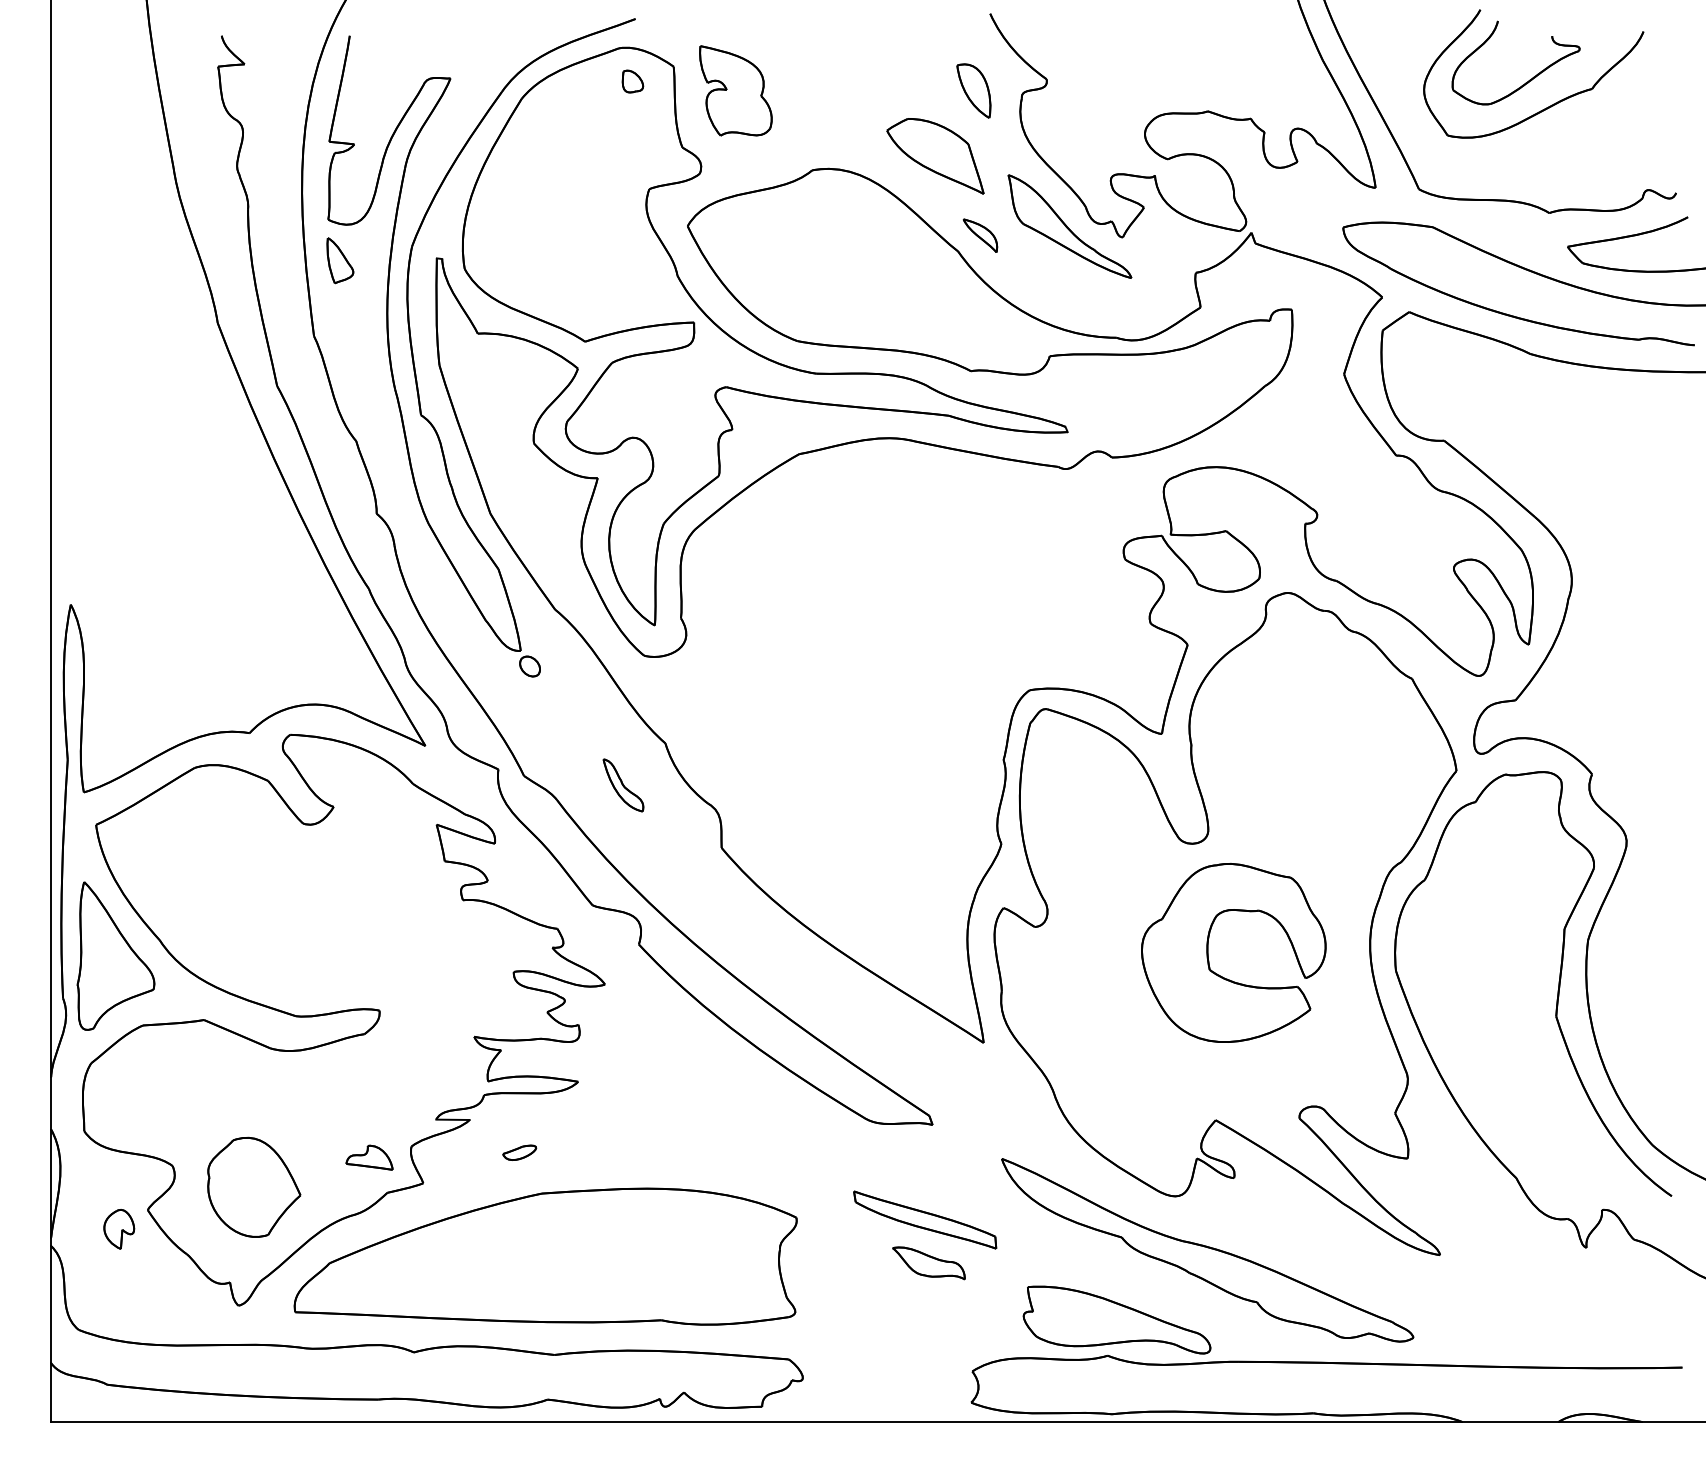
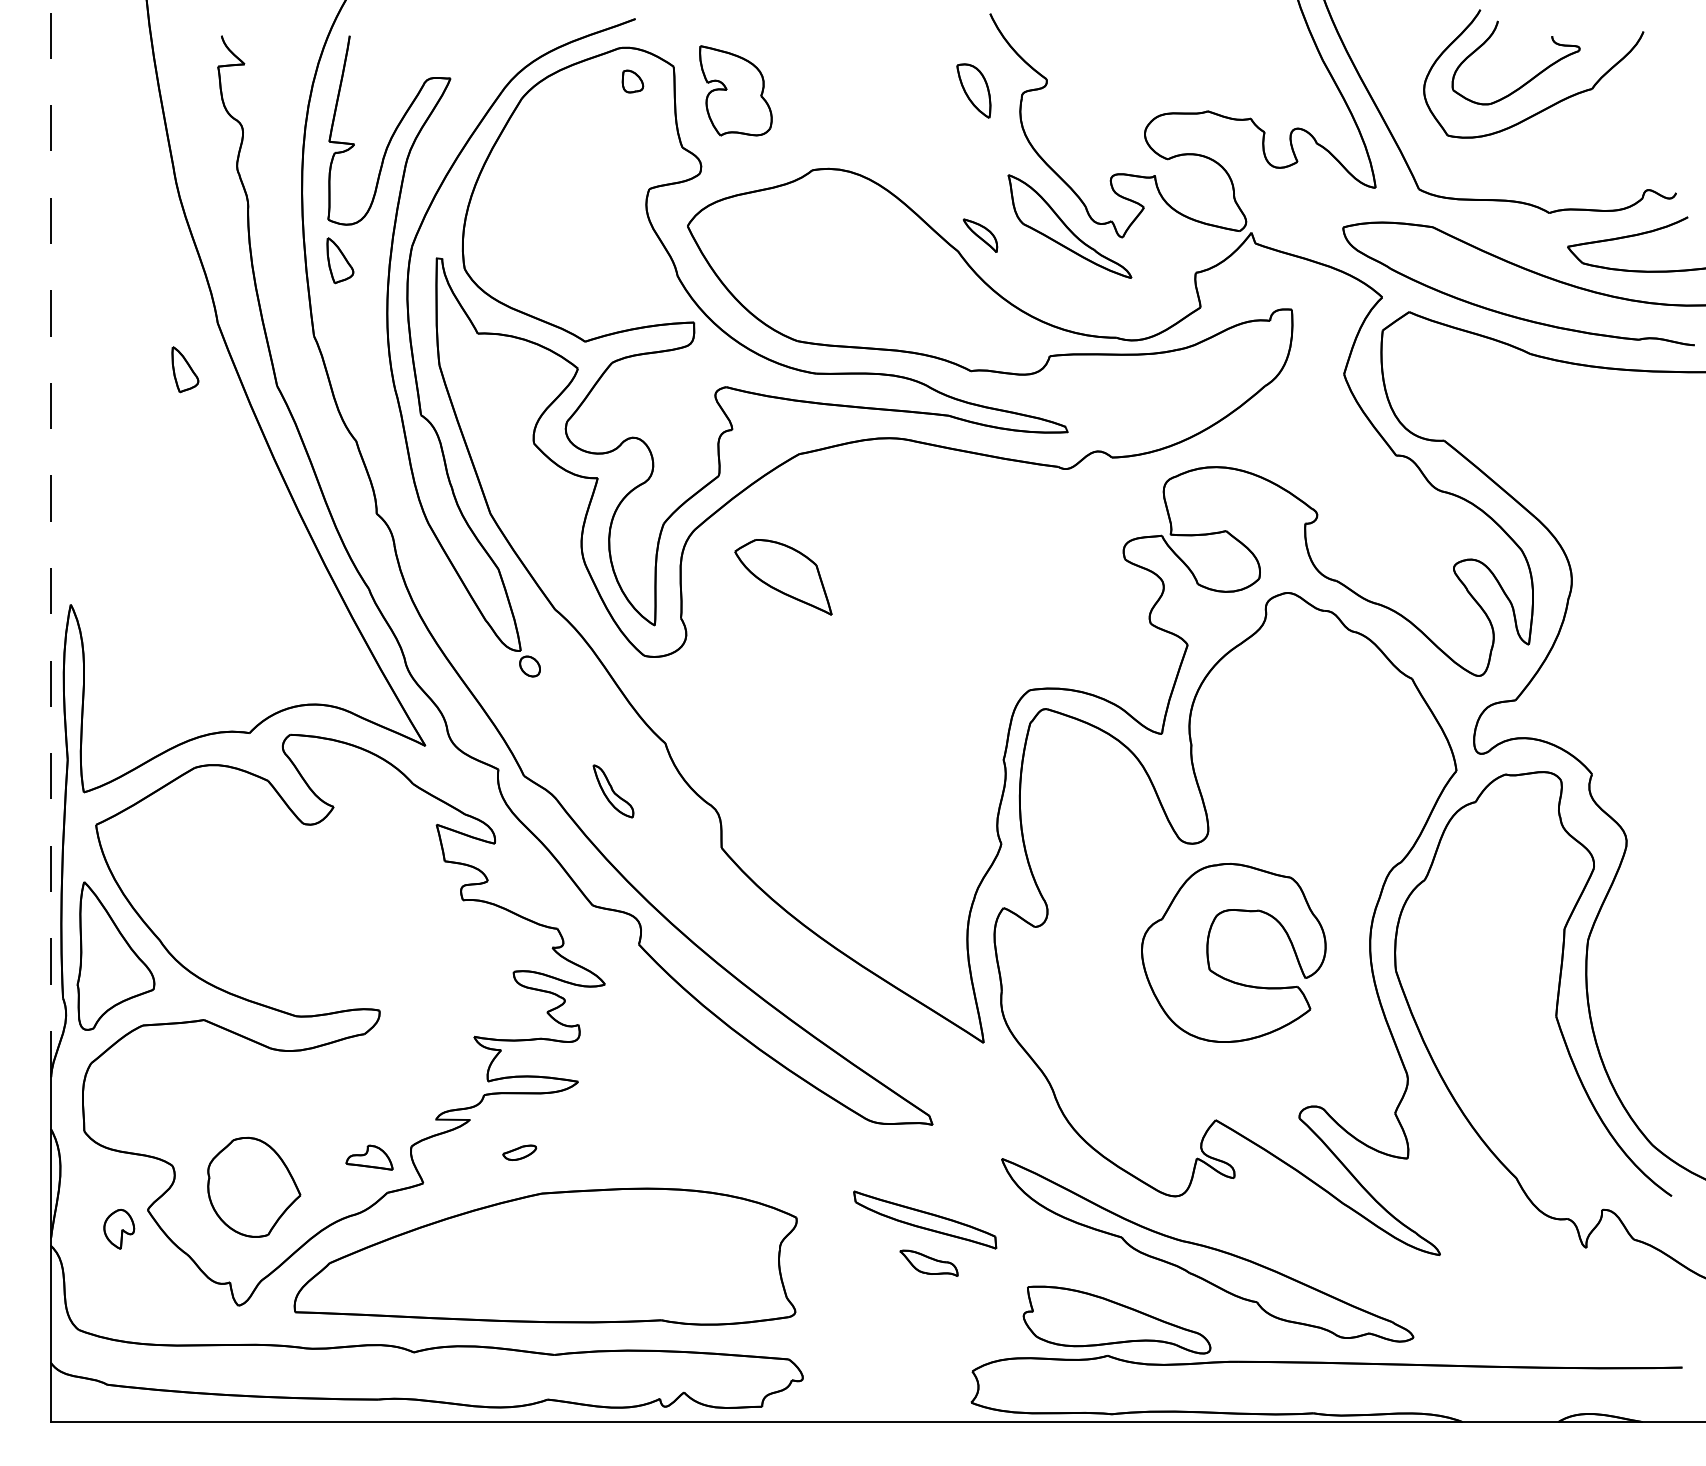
part position: (935, 156) -> (783, 577) (783, 577)
part: none -> present (185, 369)
line: solid -> dashed (51, 538)
part position: (623, 785) -> (613, 791) (613, 791)
part size: 74x35 px -> 60x28 px (928, 1262)
